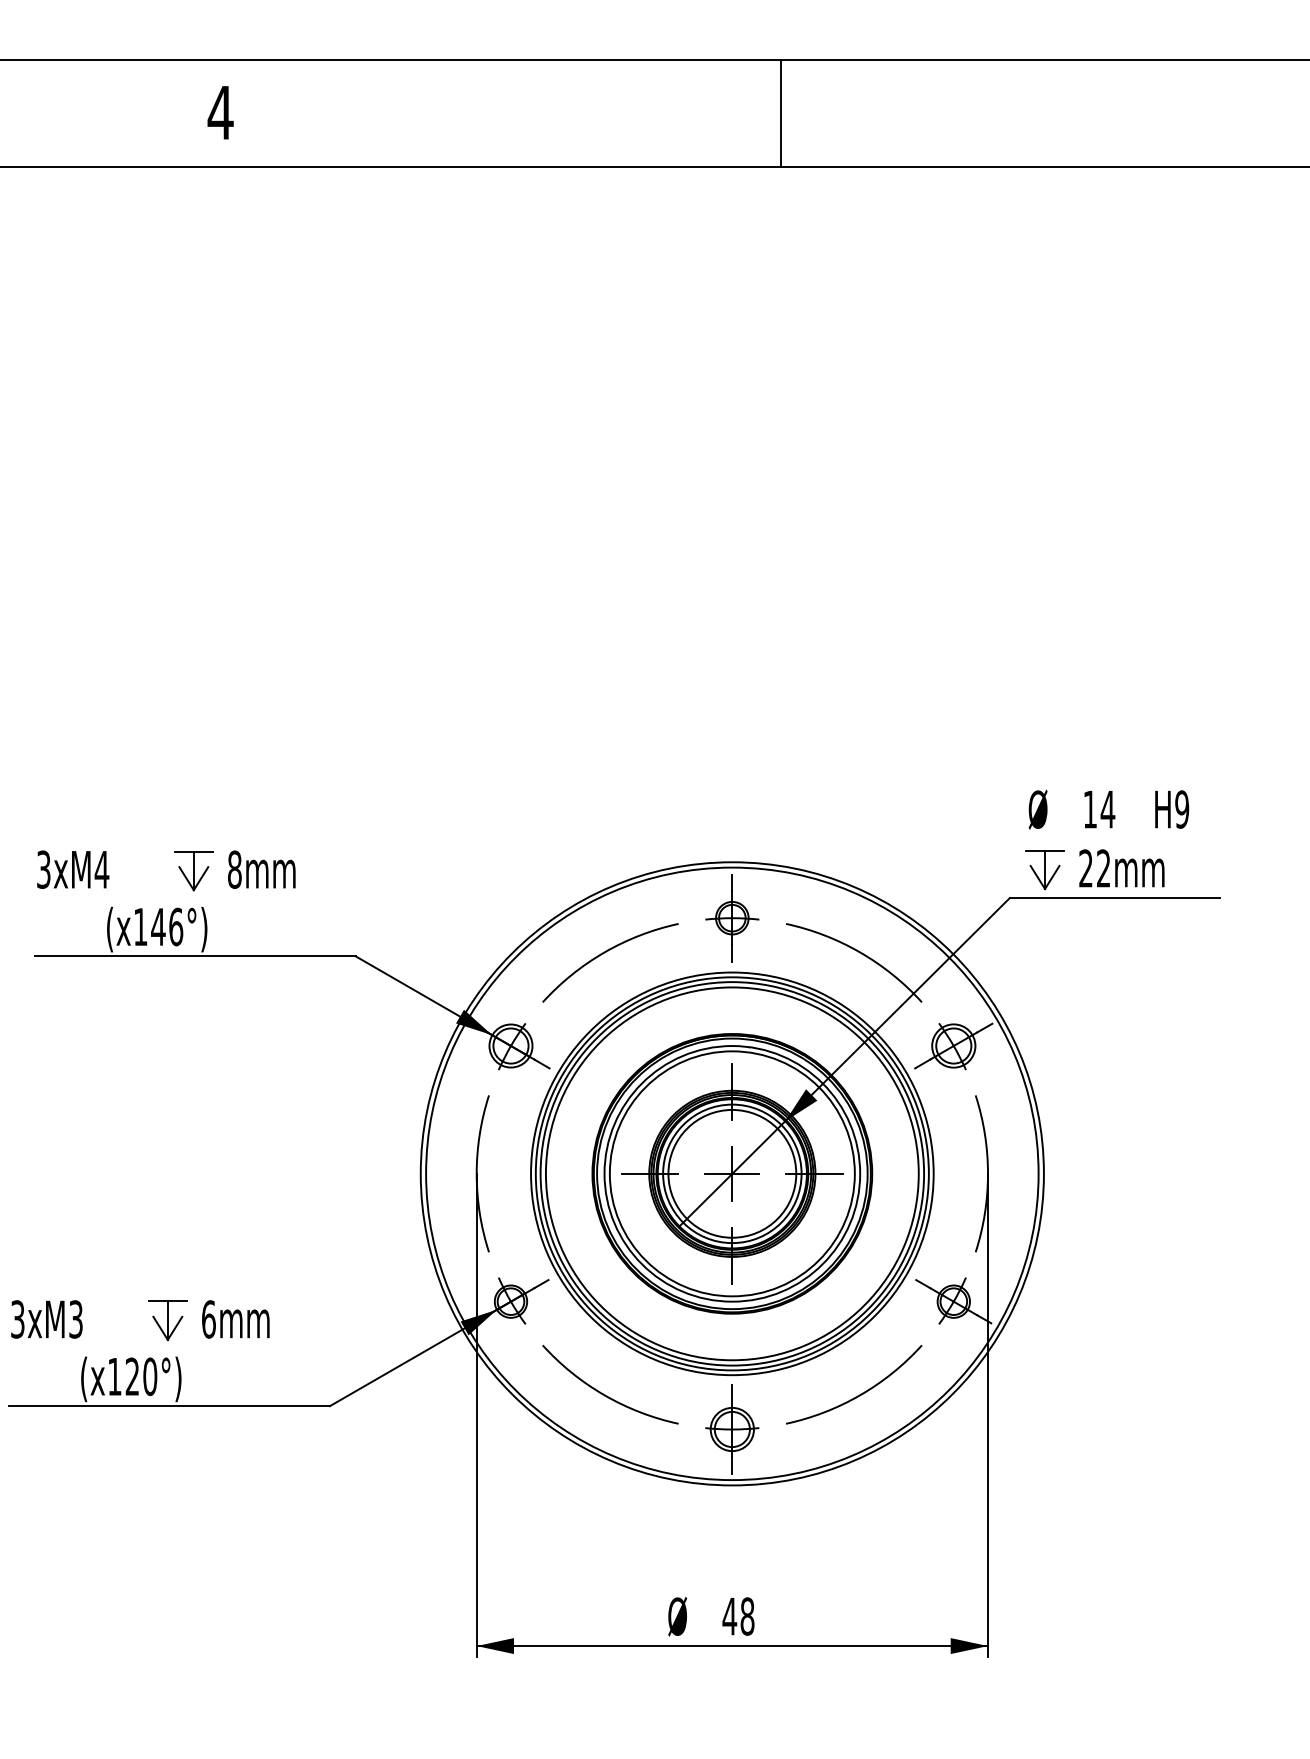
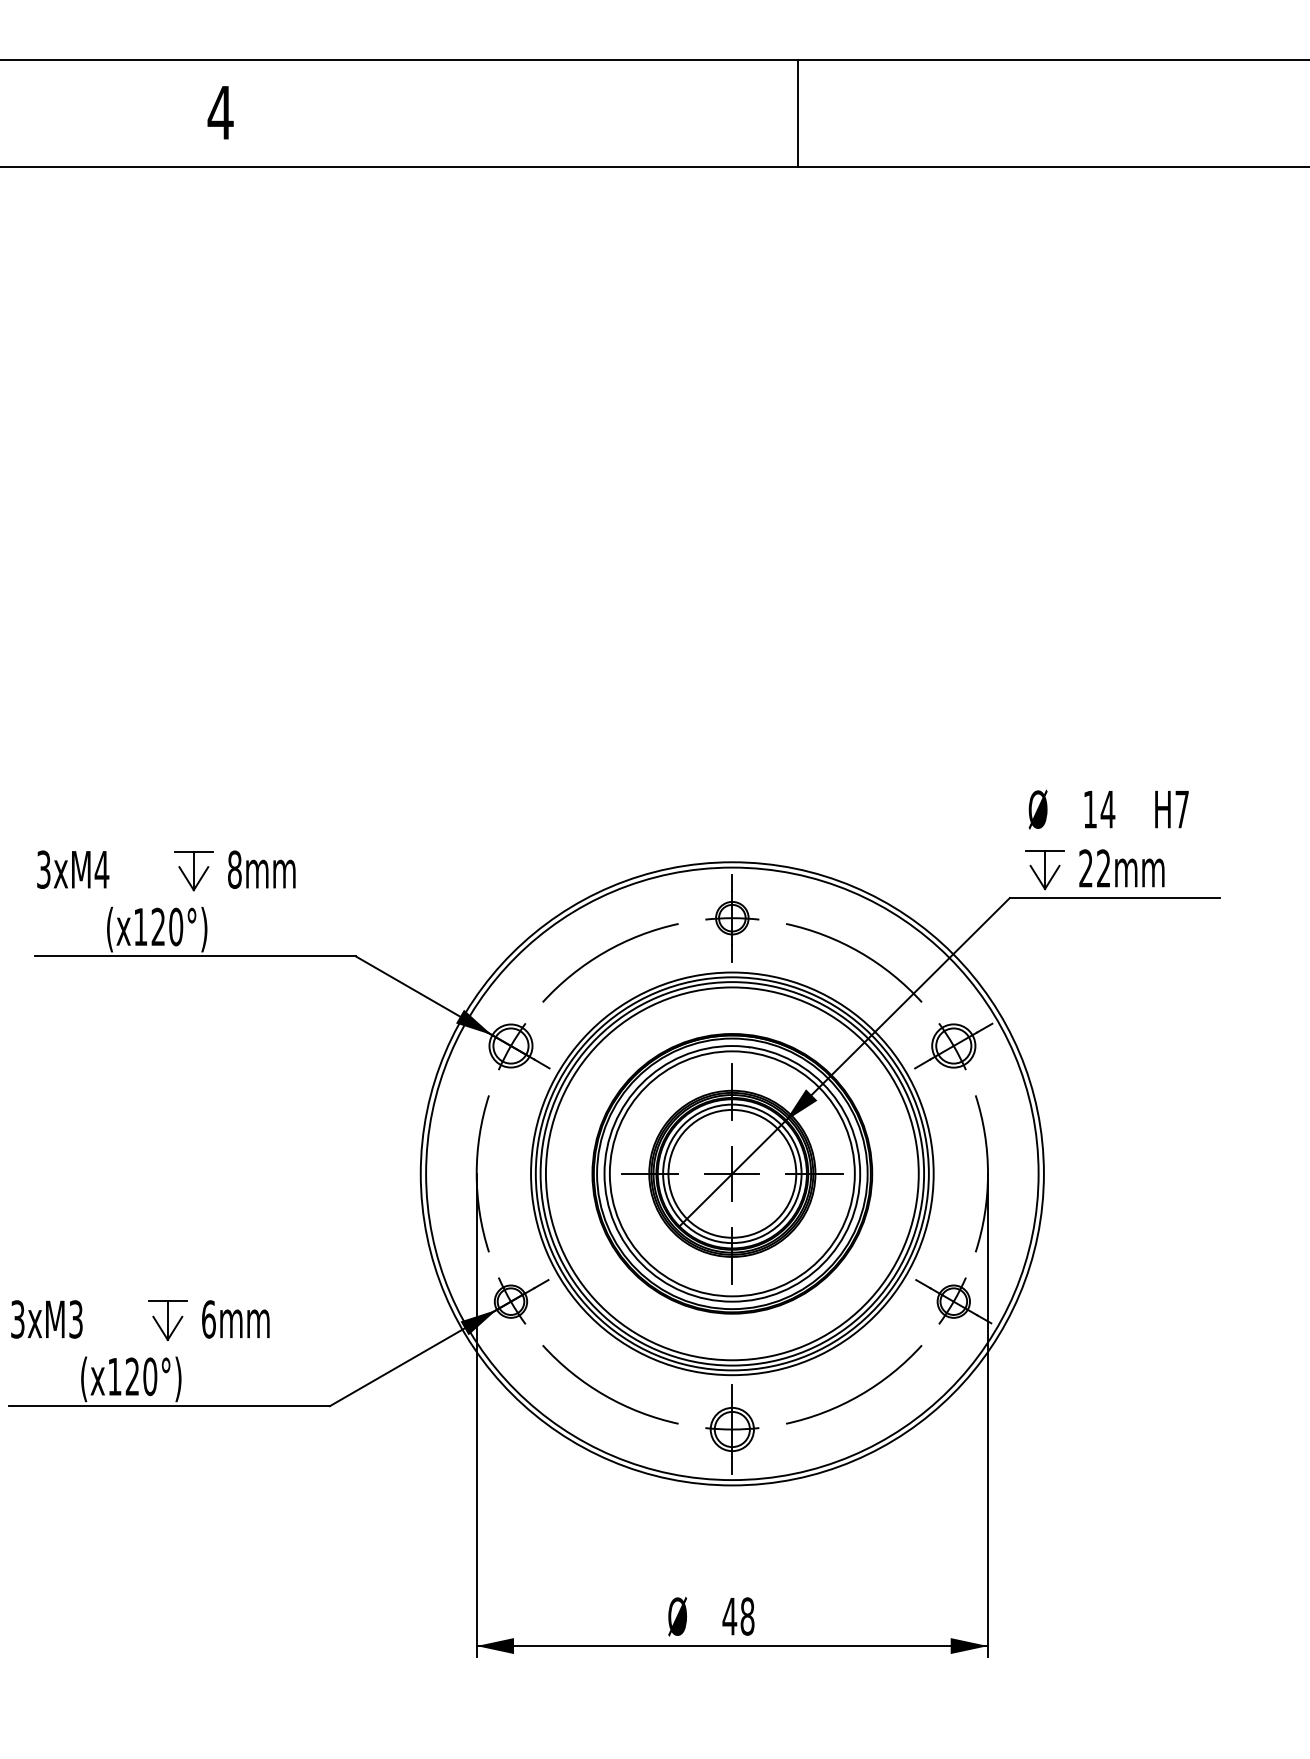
line position: (780, 113) -> (797, 113) (797, 113)
text: H9 -> H7 (1182, 809)
text: (x146°) -> (x120°) (167, 926)
